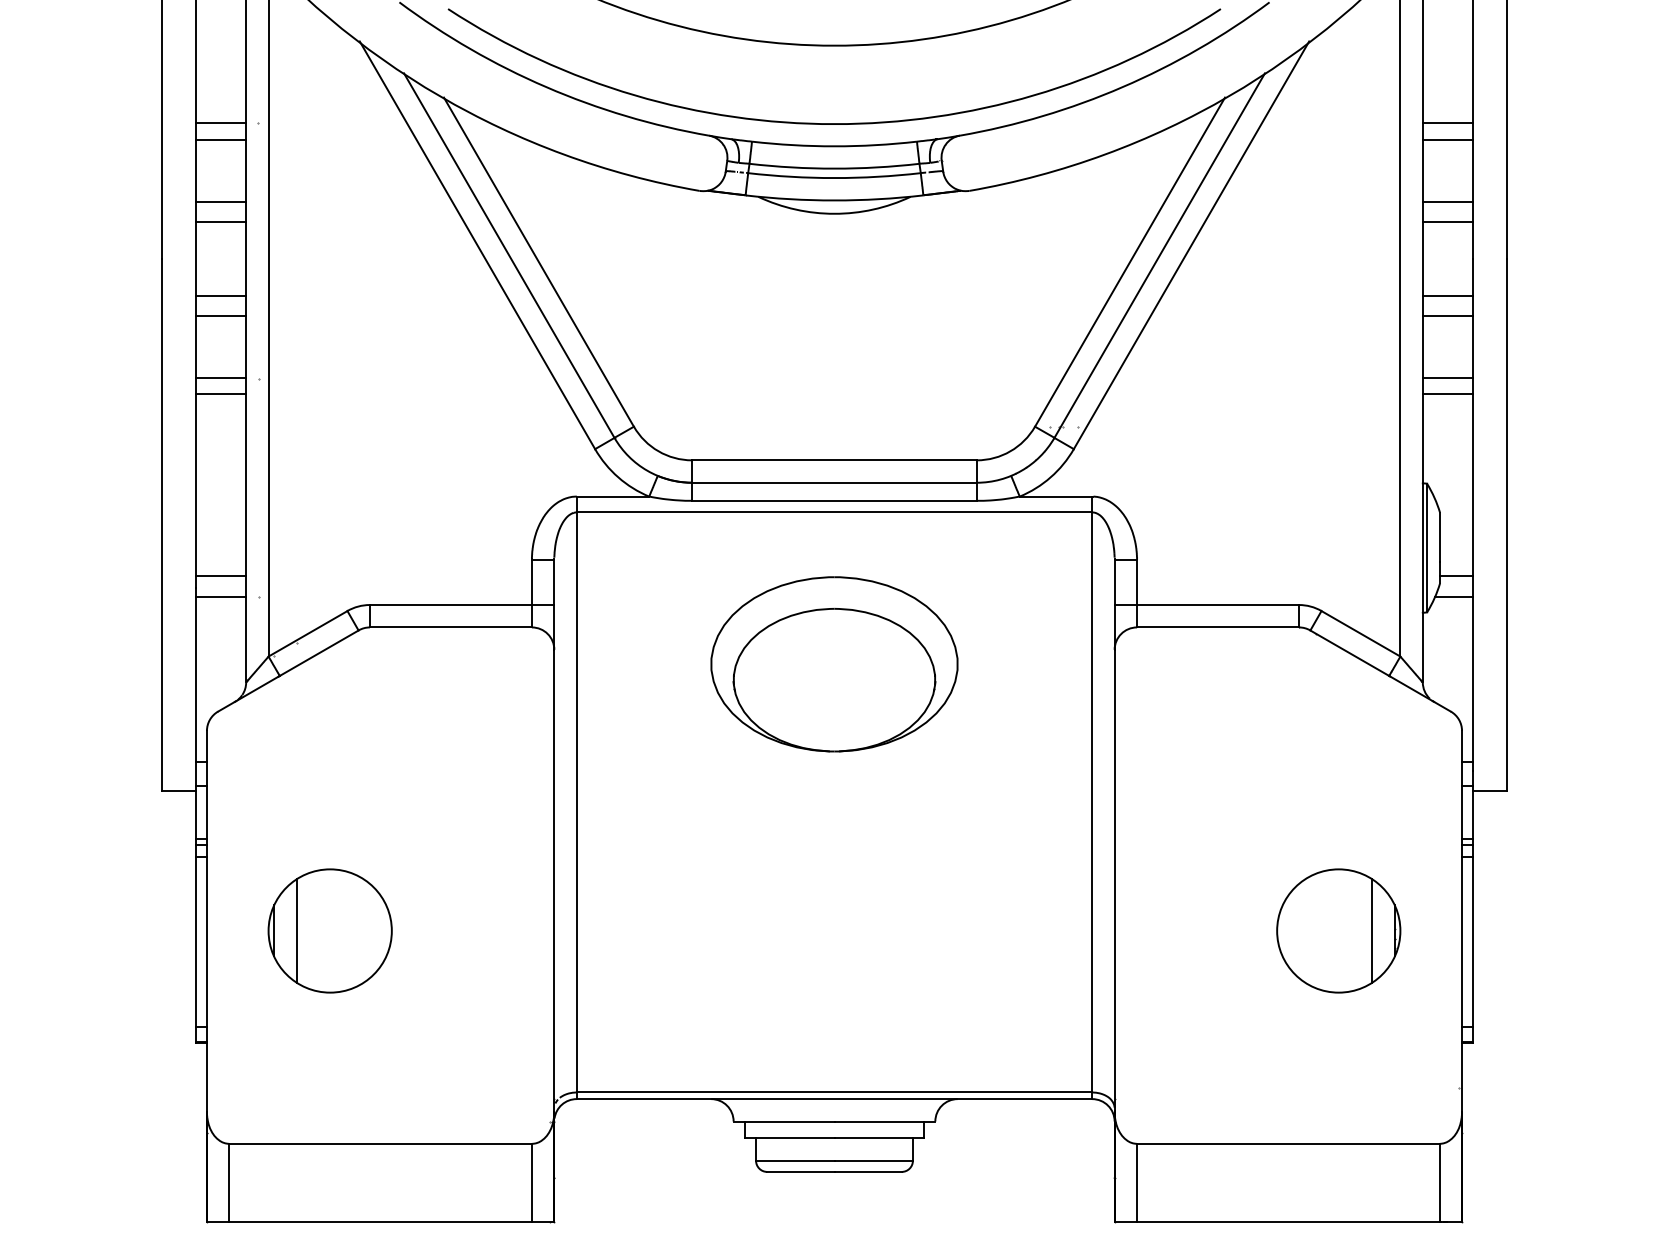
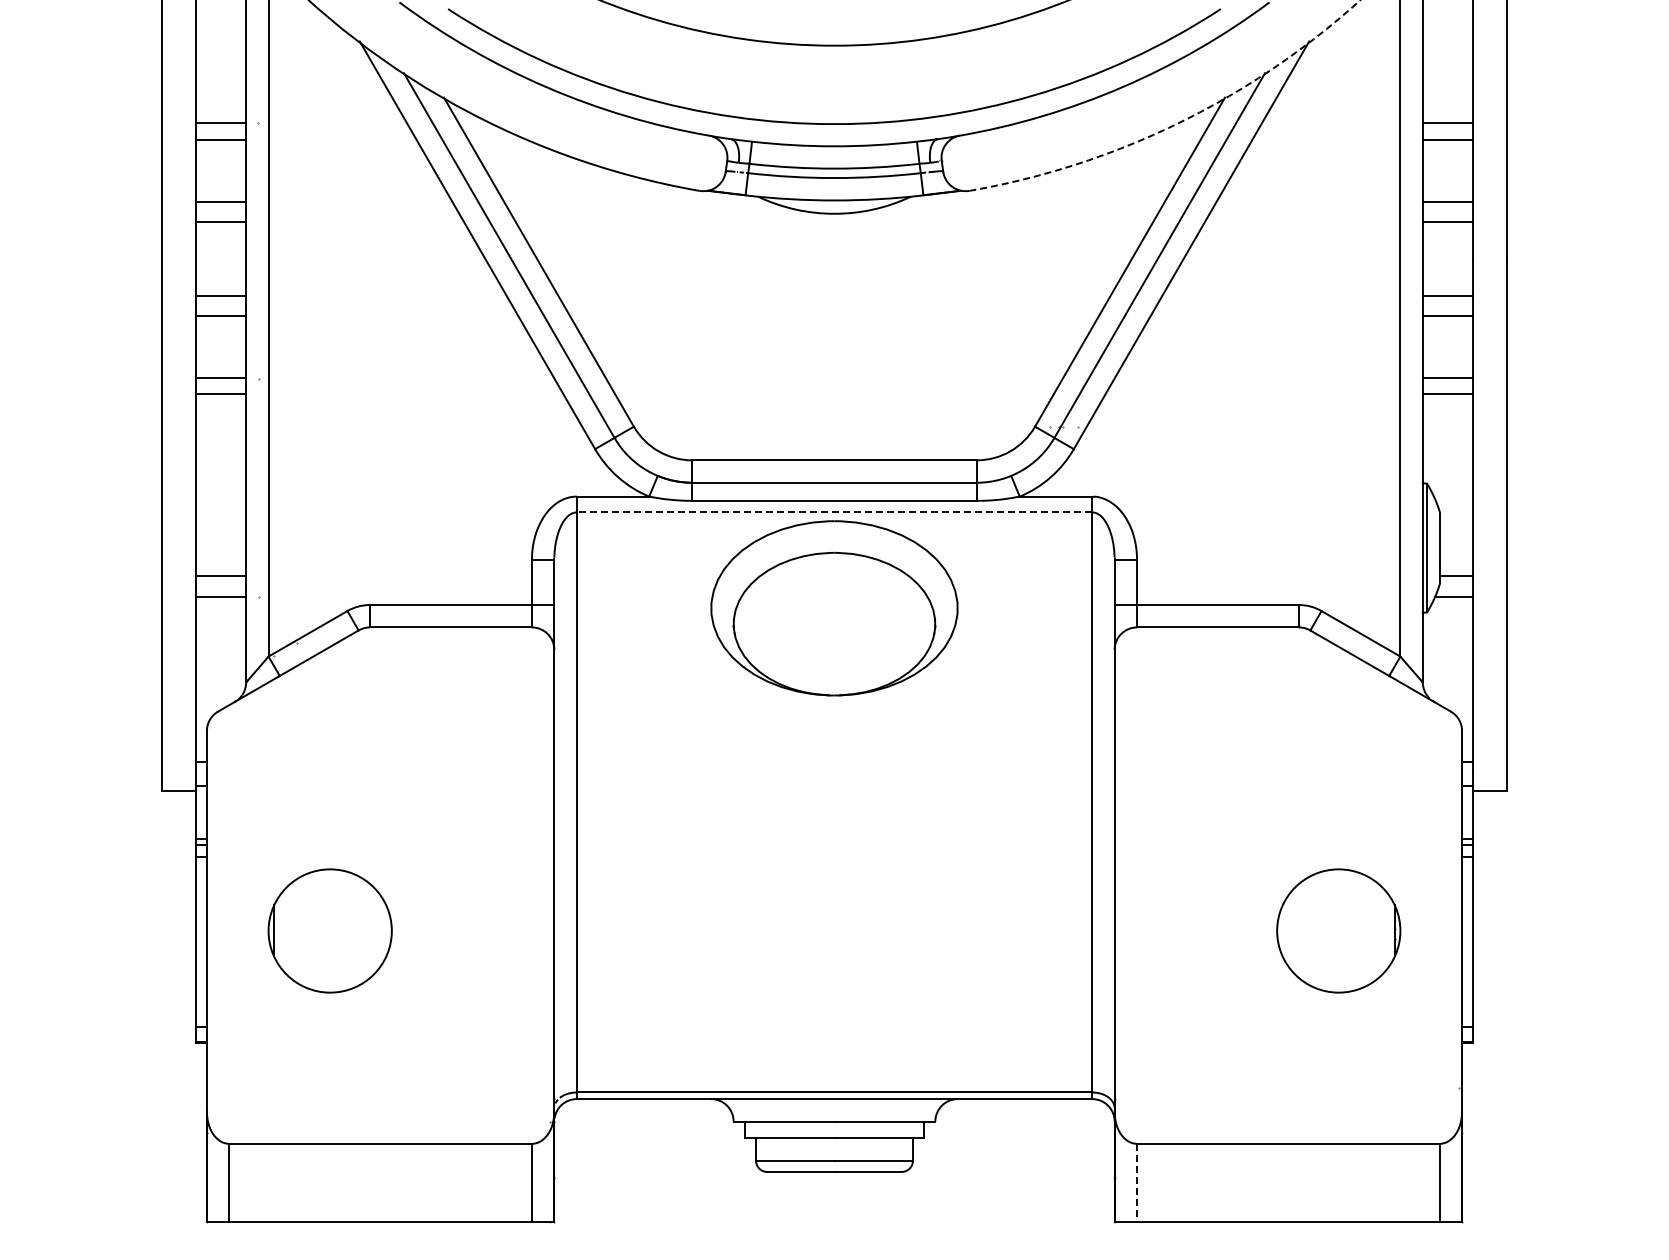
arc: solid -> dashed (1177, 123)
line: solid -> dashed (834, 512)
part position: (834, 664) -> (834, 608) (834, 608)
line: present -> none (296, 930)
line: present -> none (1372, 930)
line: solid -> dashed (1137, 1183)
